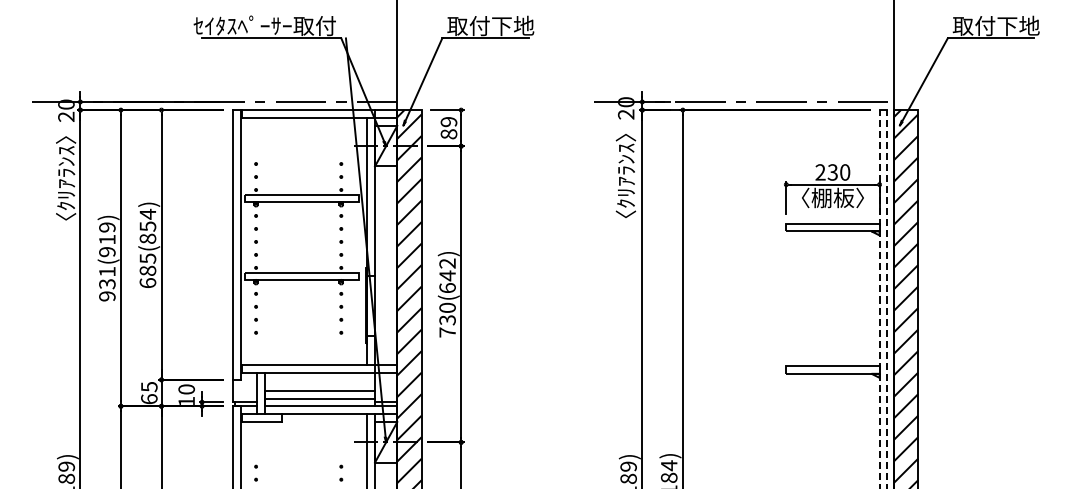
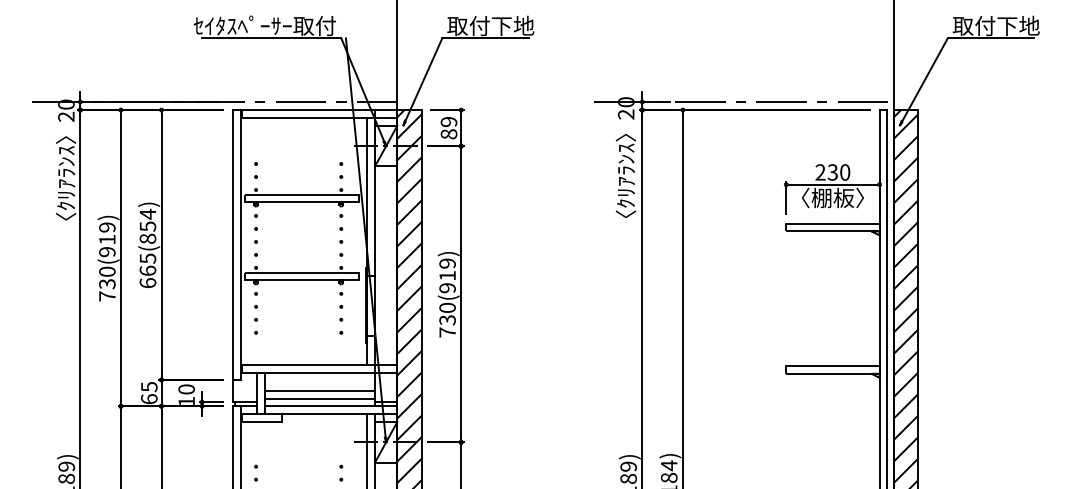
text: 685(854) -> 665(854) (147, 270)
text: 730(642) -> 730(919) (447, 275)
text: 931(919) -> 730(919) (107, 283)
line: dashed -> solid (879, 298)
line: dashed -> solid (887, 298)
